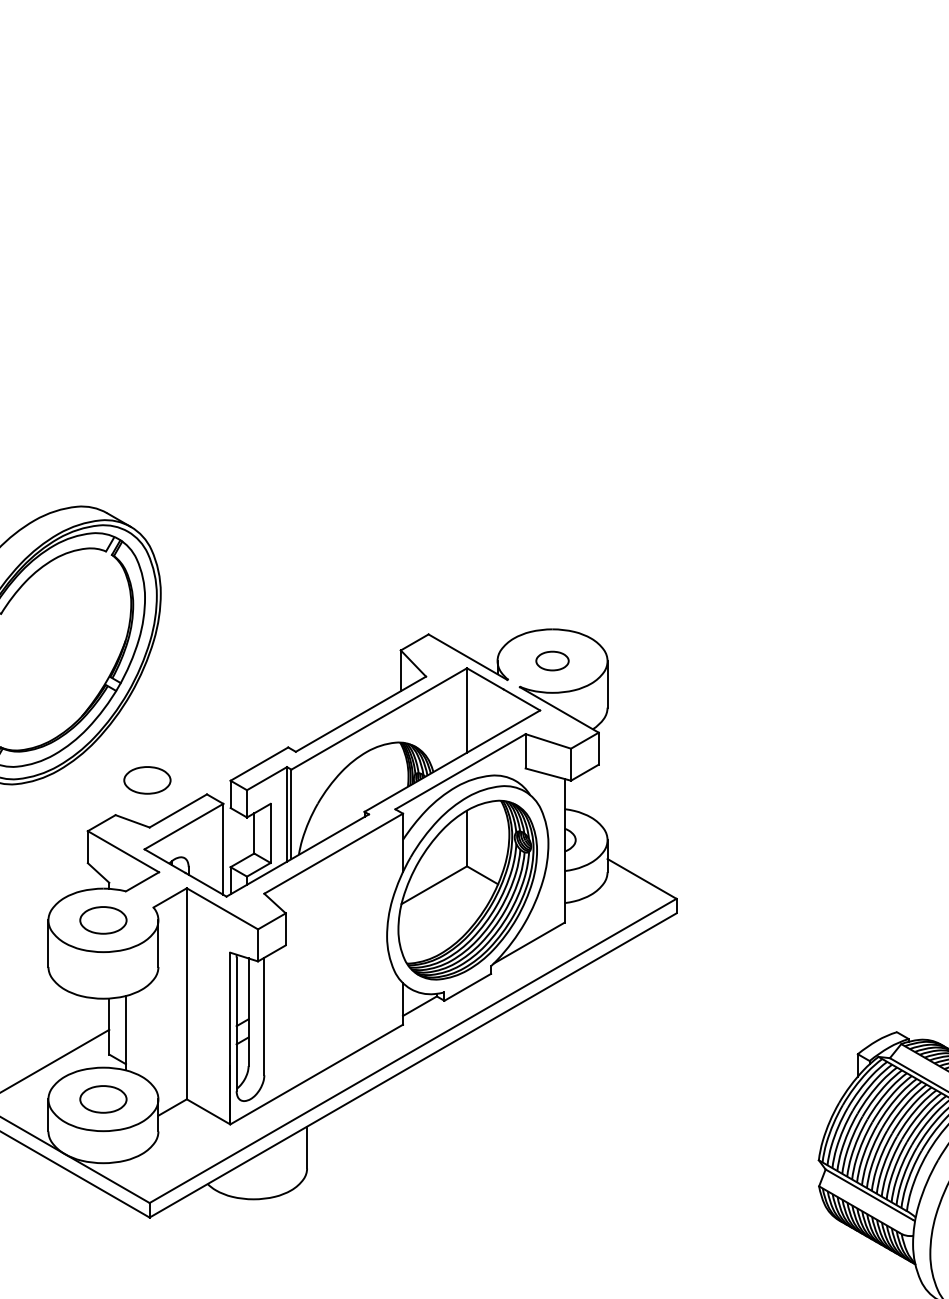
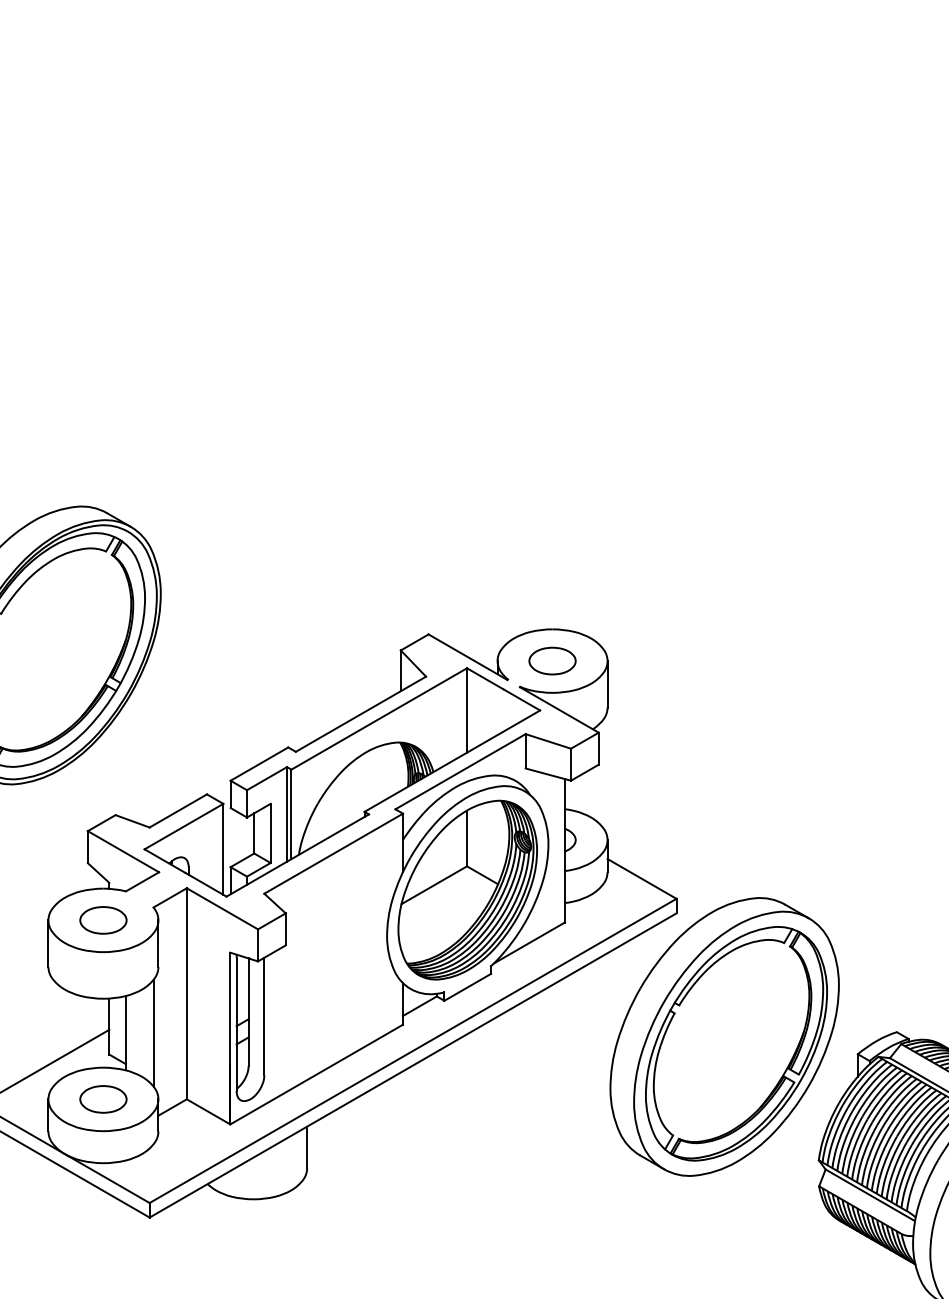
part size: 35x22 px -> 49x30 px (552, 660)
part: present -> none (147, 780)
line: none -> present (153, 1032)
part: none -> present (724, 1036)
